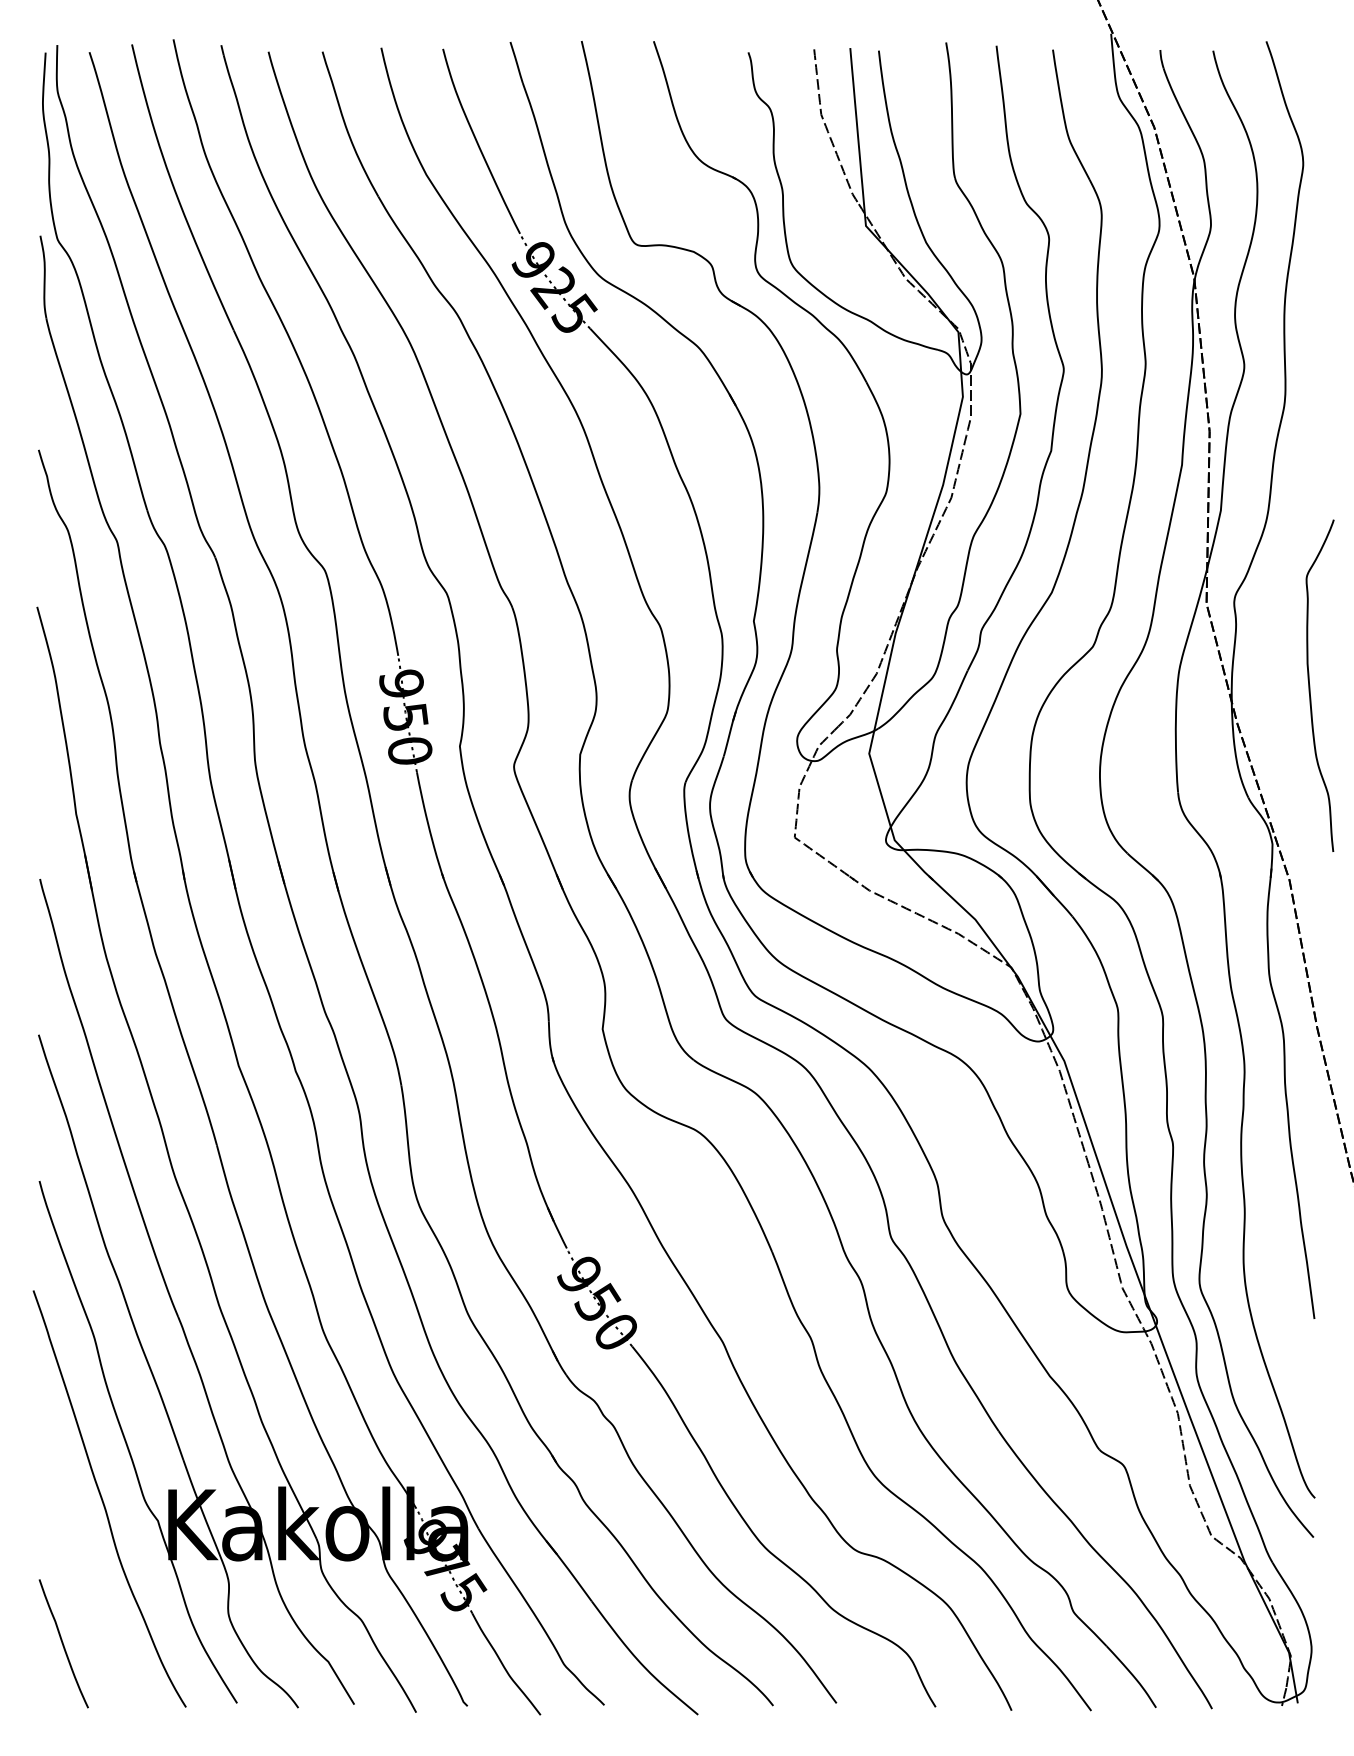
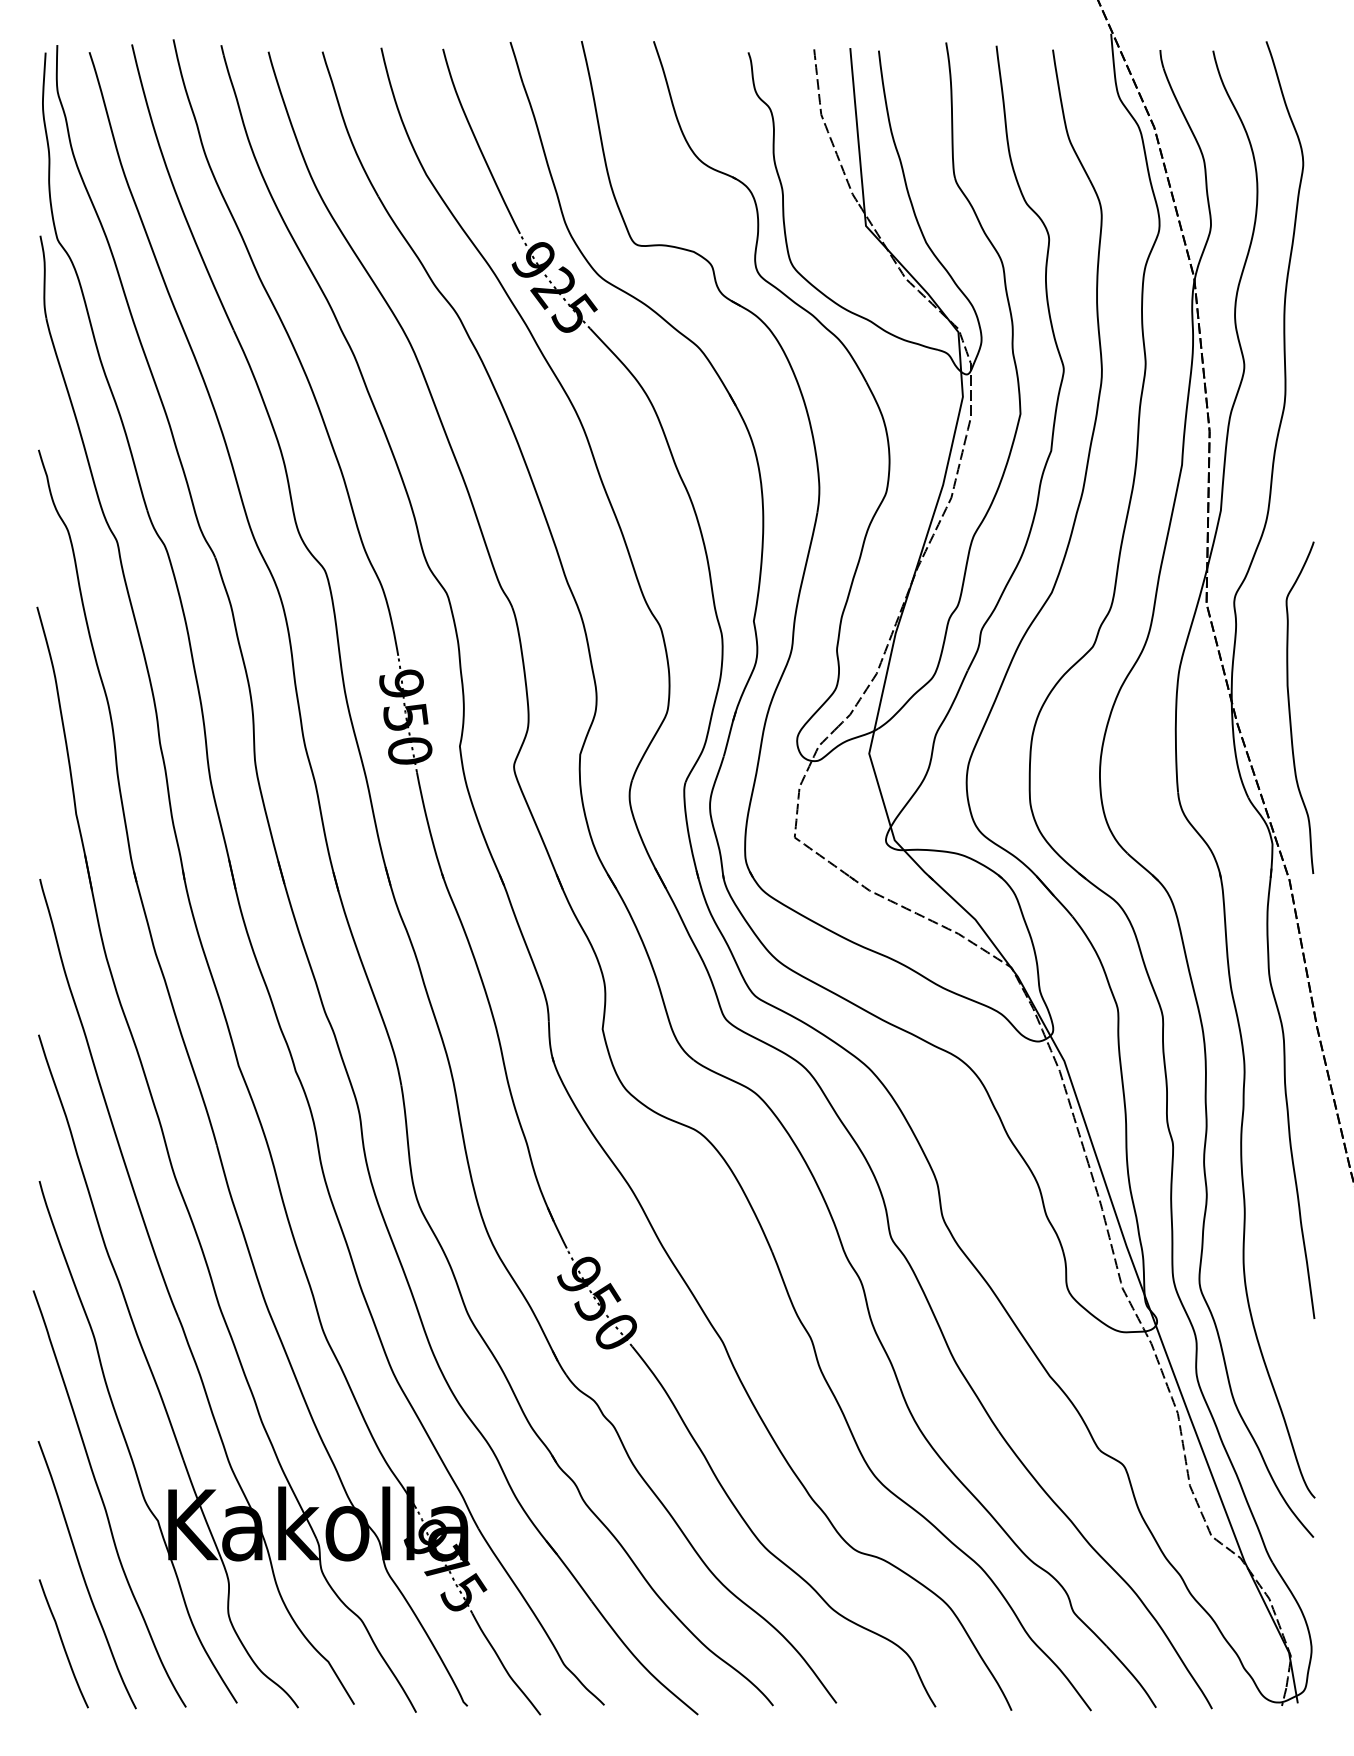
curve position: (1310, 685) -> (1290, 707) (1290, 707)
curve: none -> present (84, 1576)
